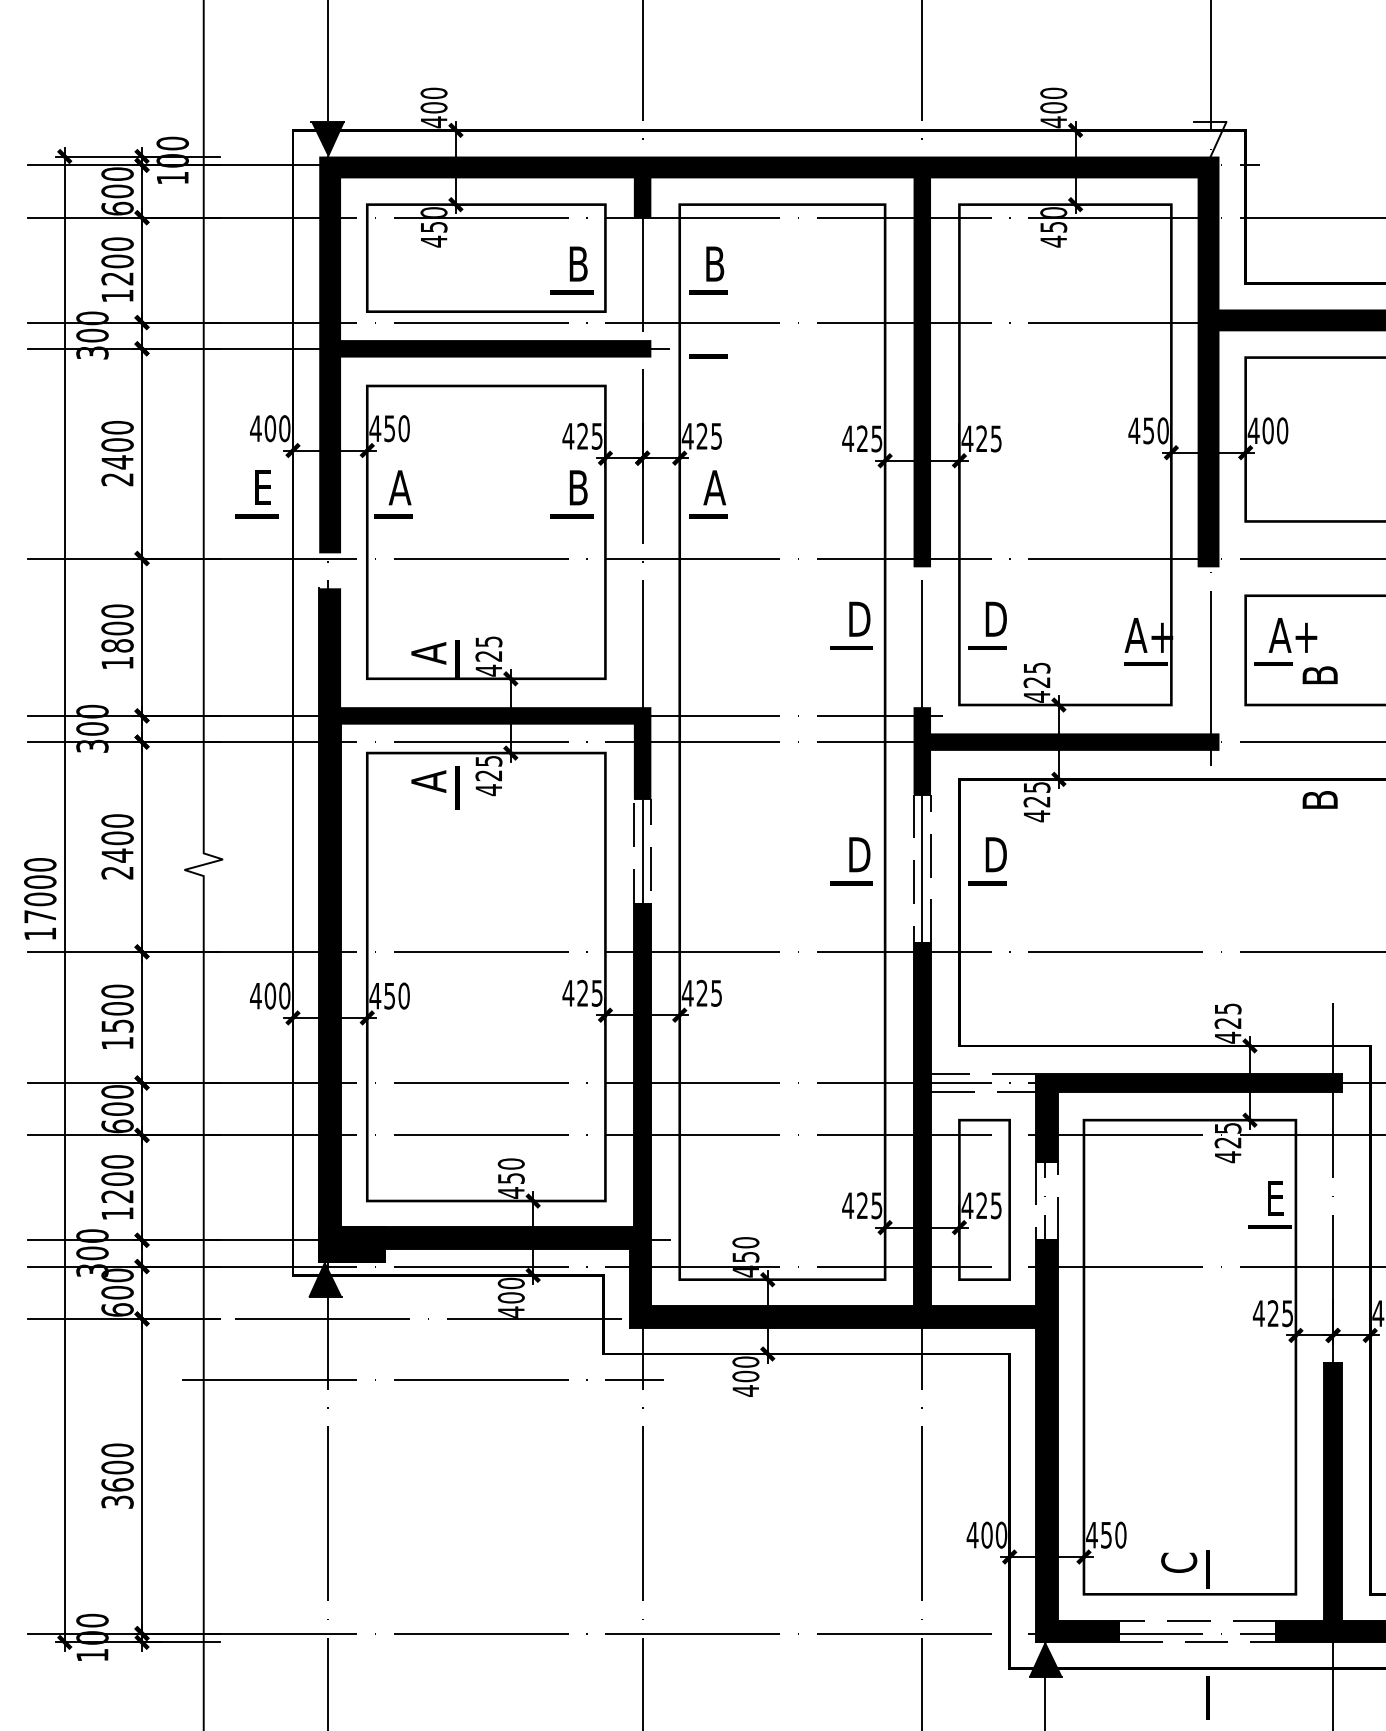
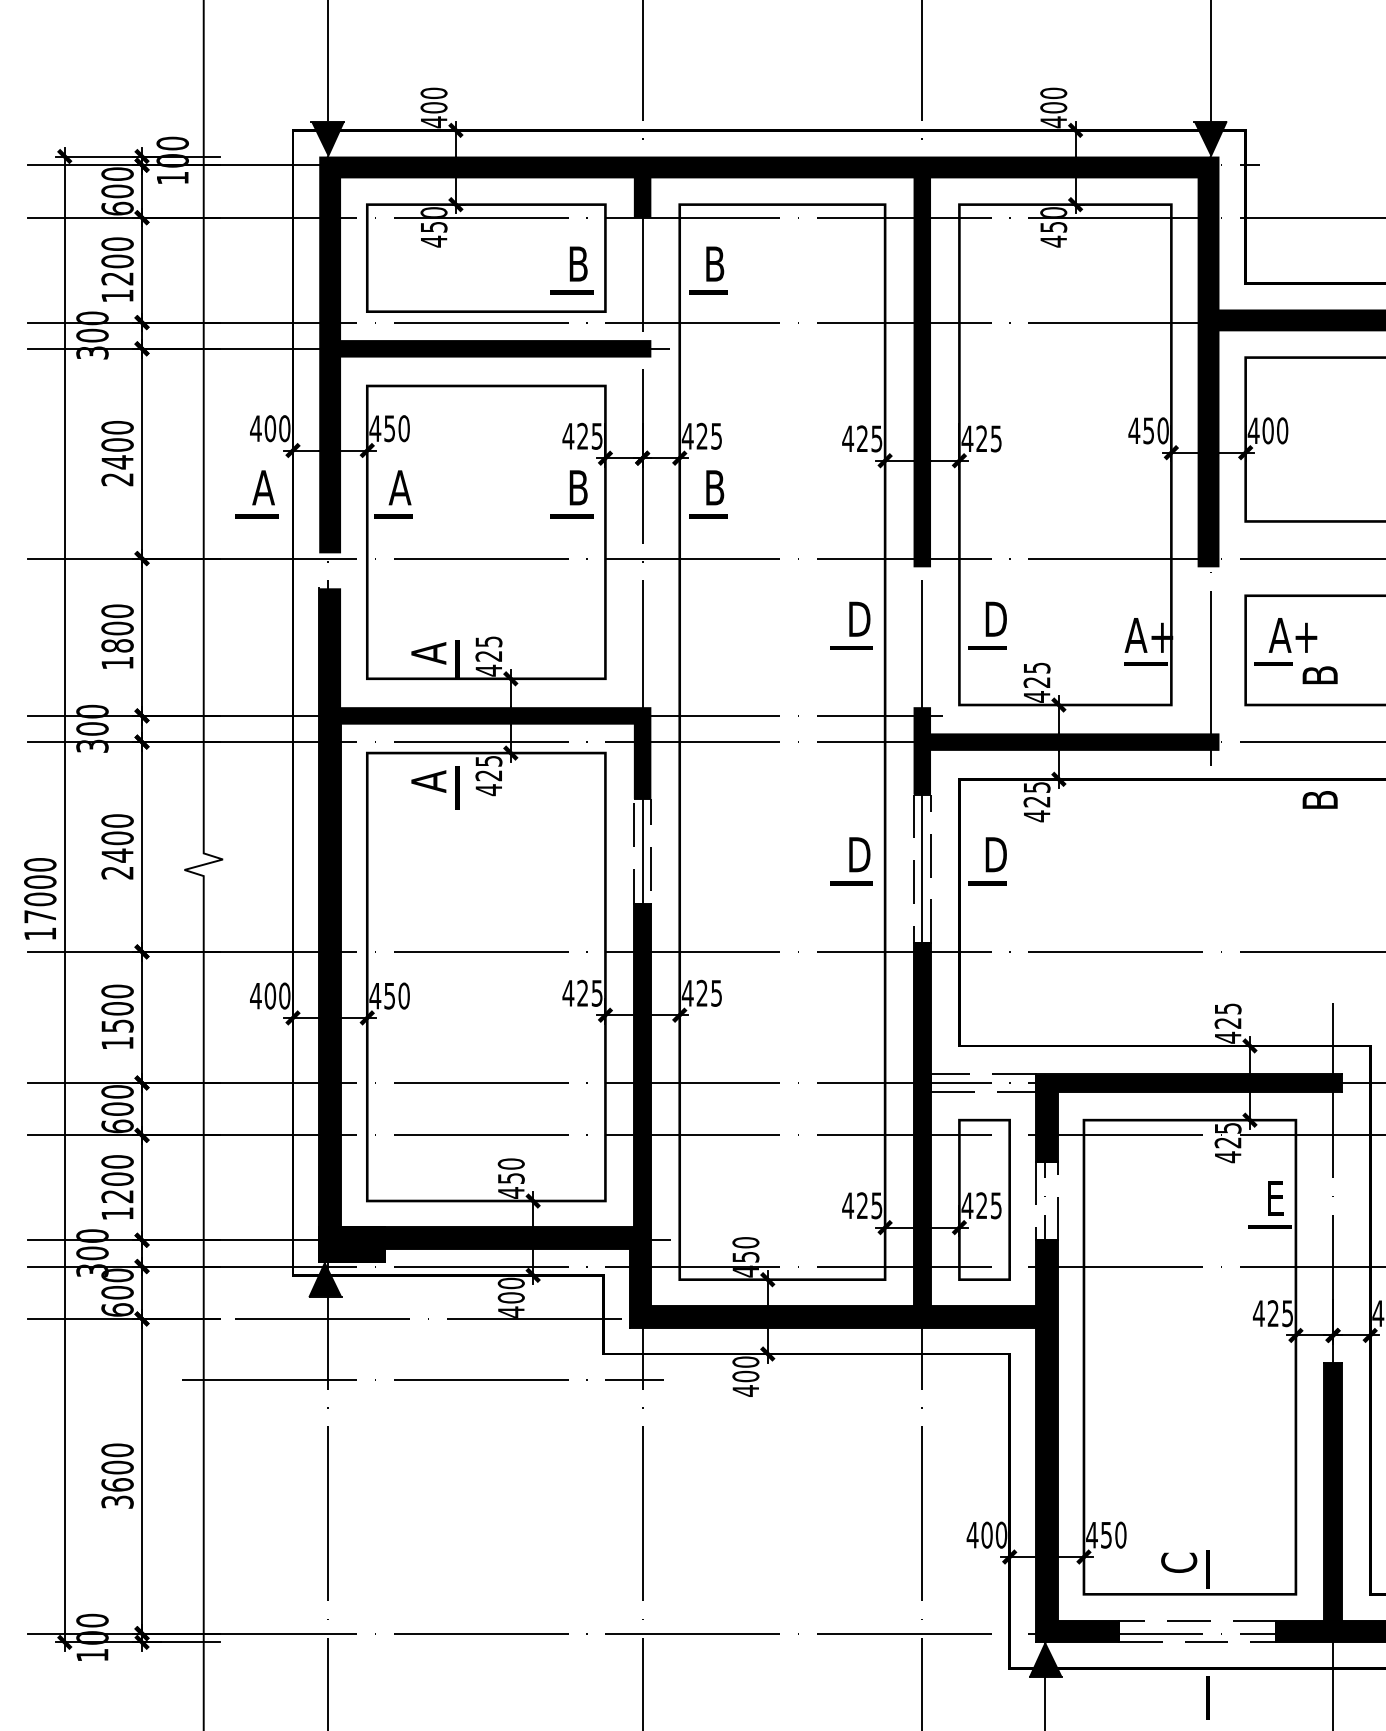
fill: none -> present (1210, 139)
line: present -> none (708, 356)
text: E -> A (263, 487)
text: A -> B (714, 487)
